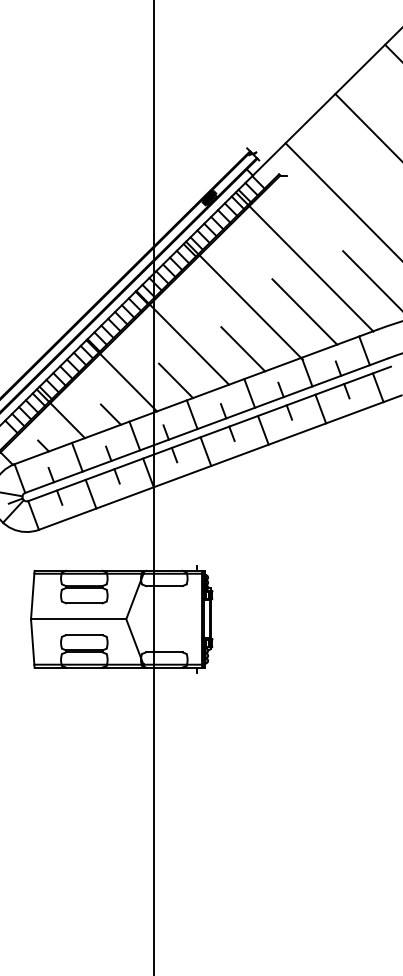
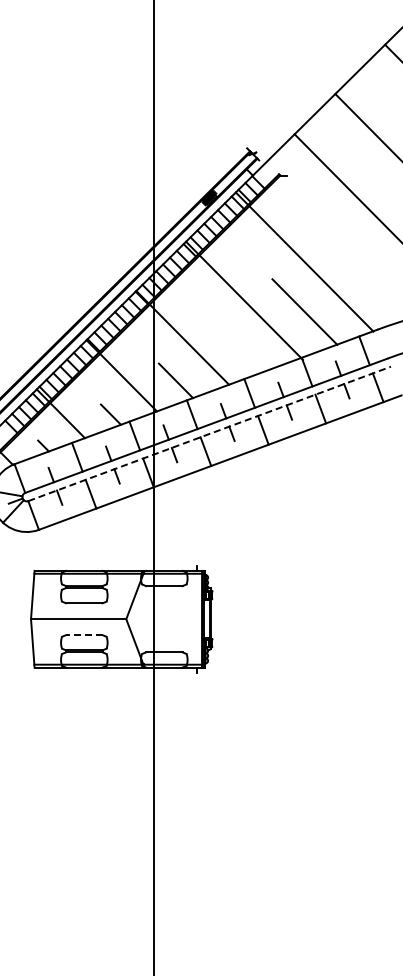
line position: (342, 200) -> (346, 187) (346, 187)
line: present -> none (371, 279)
line: present -> none (243, 349)
line: solid -> dashed (210, 433)
line: solid -> dashed (83, 635)
